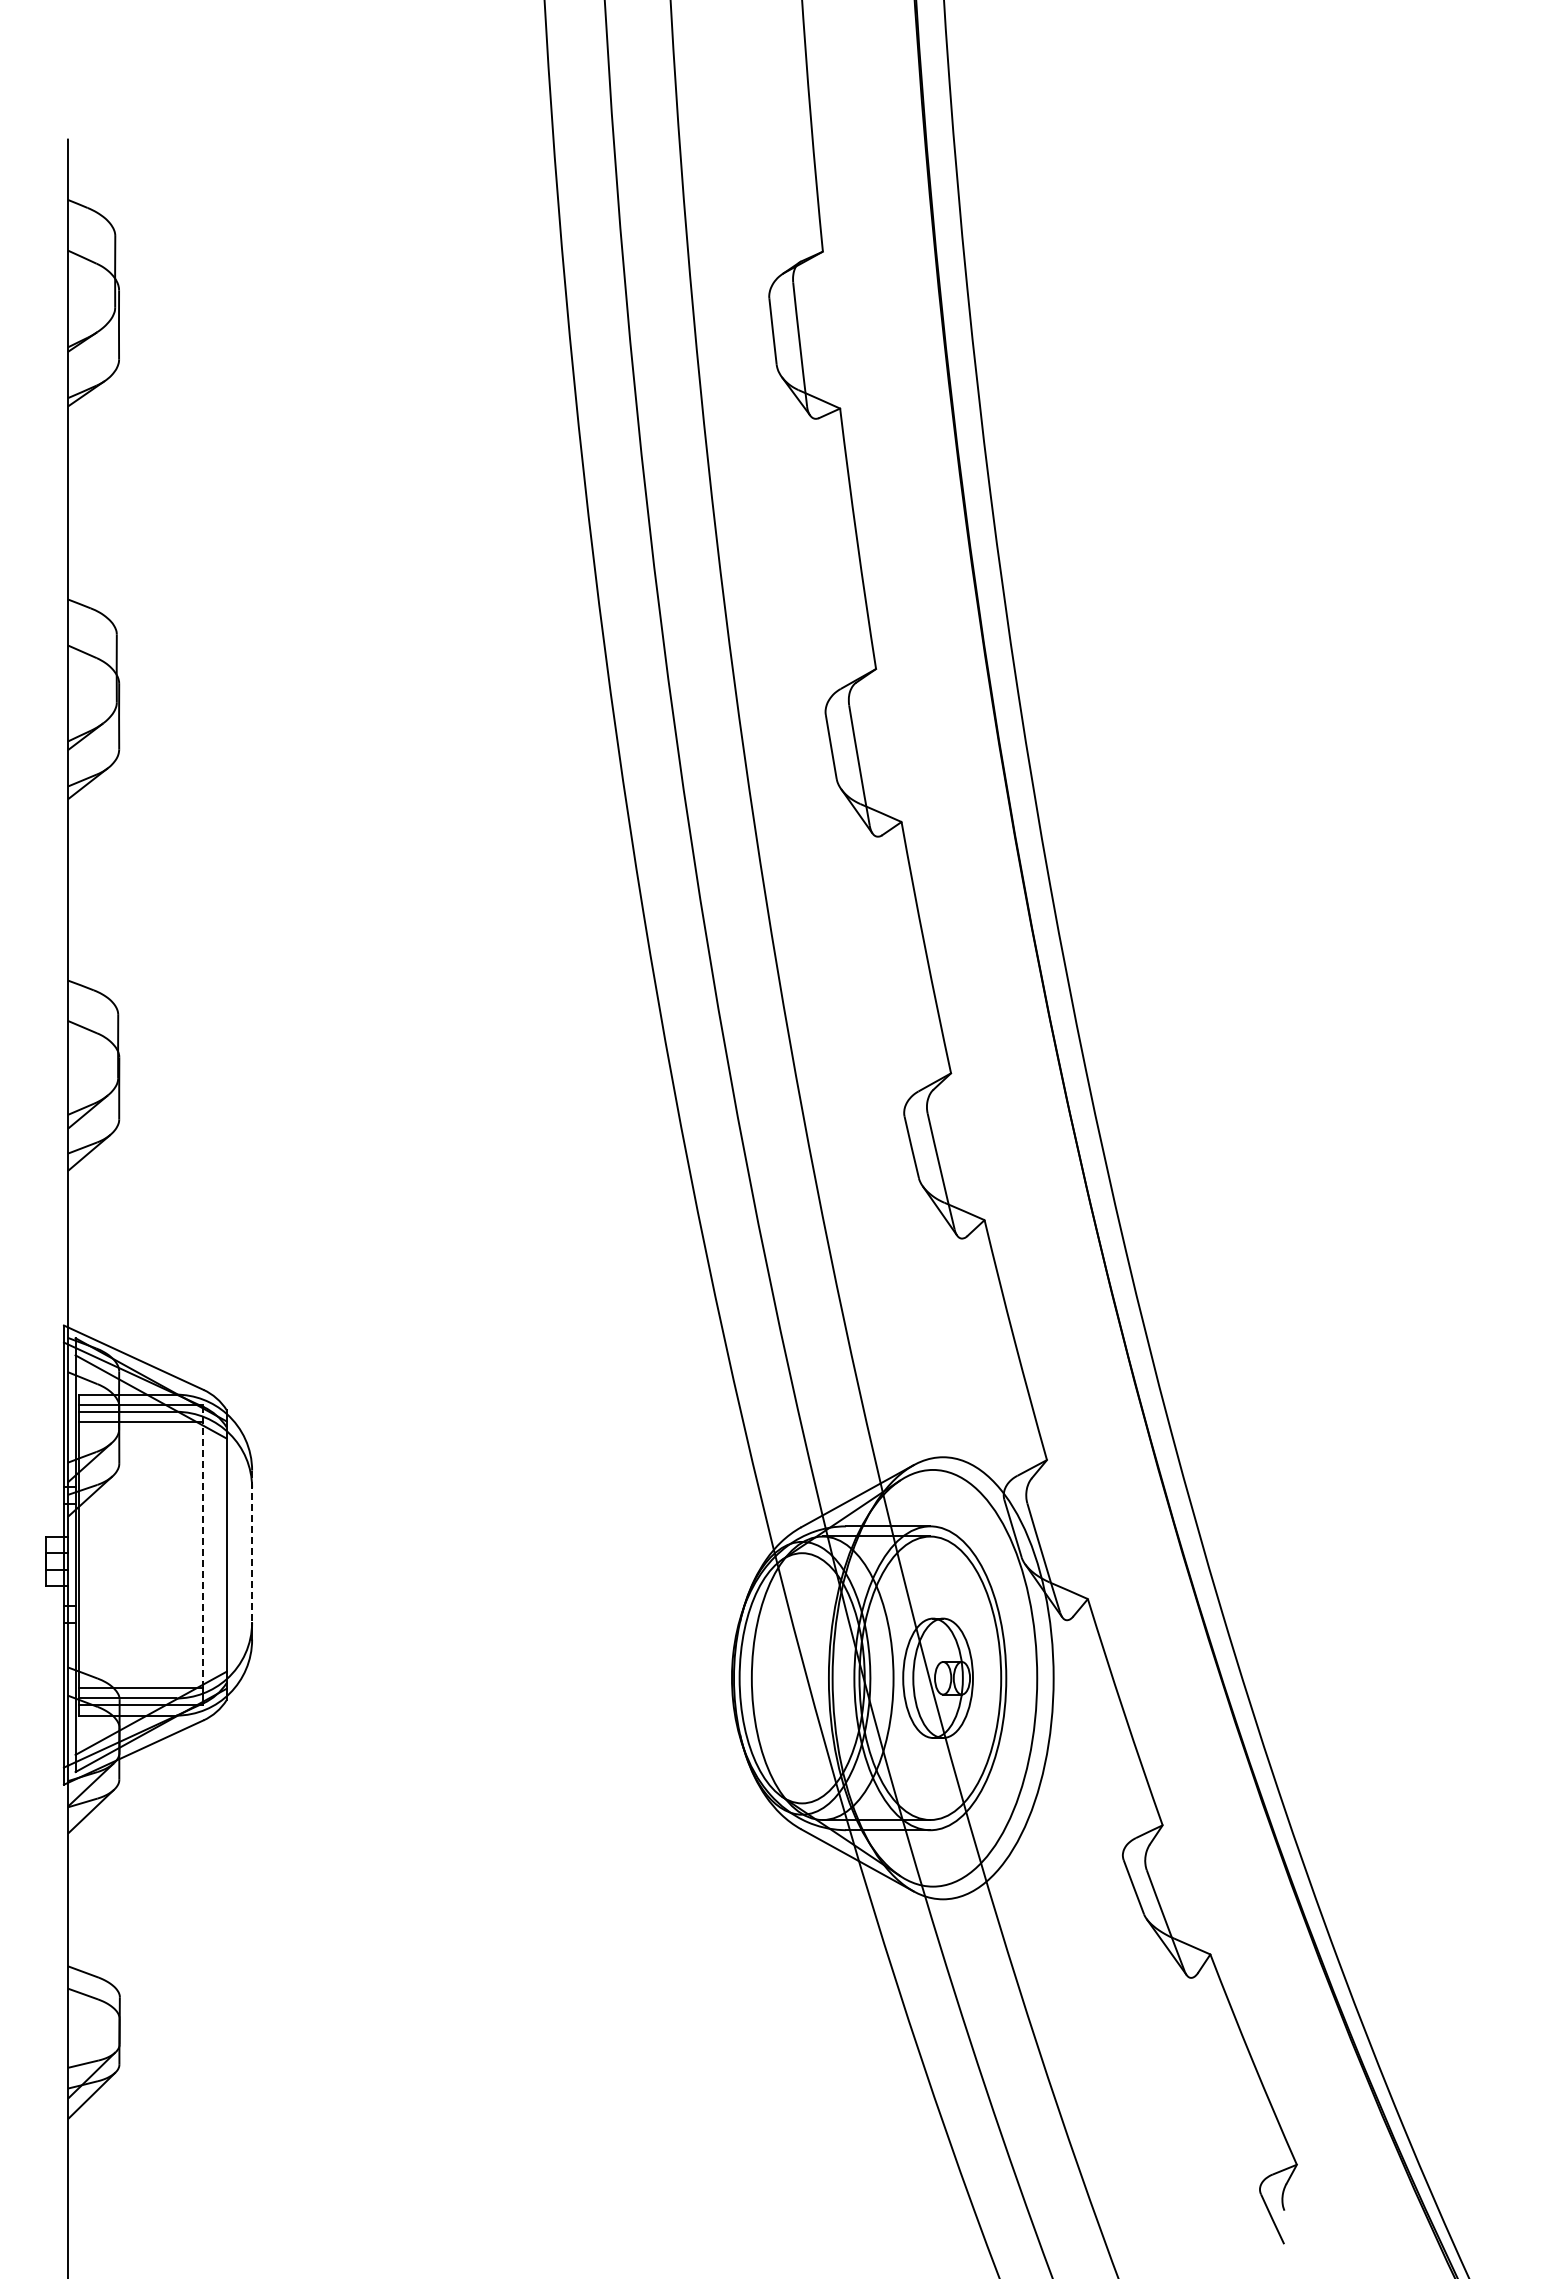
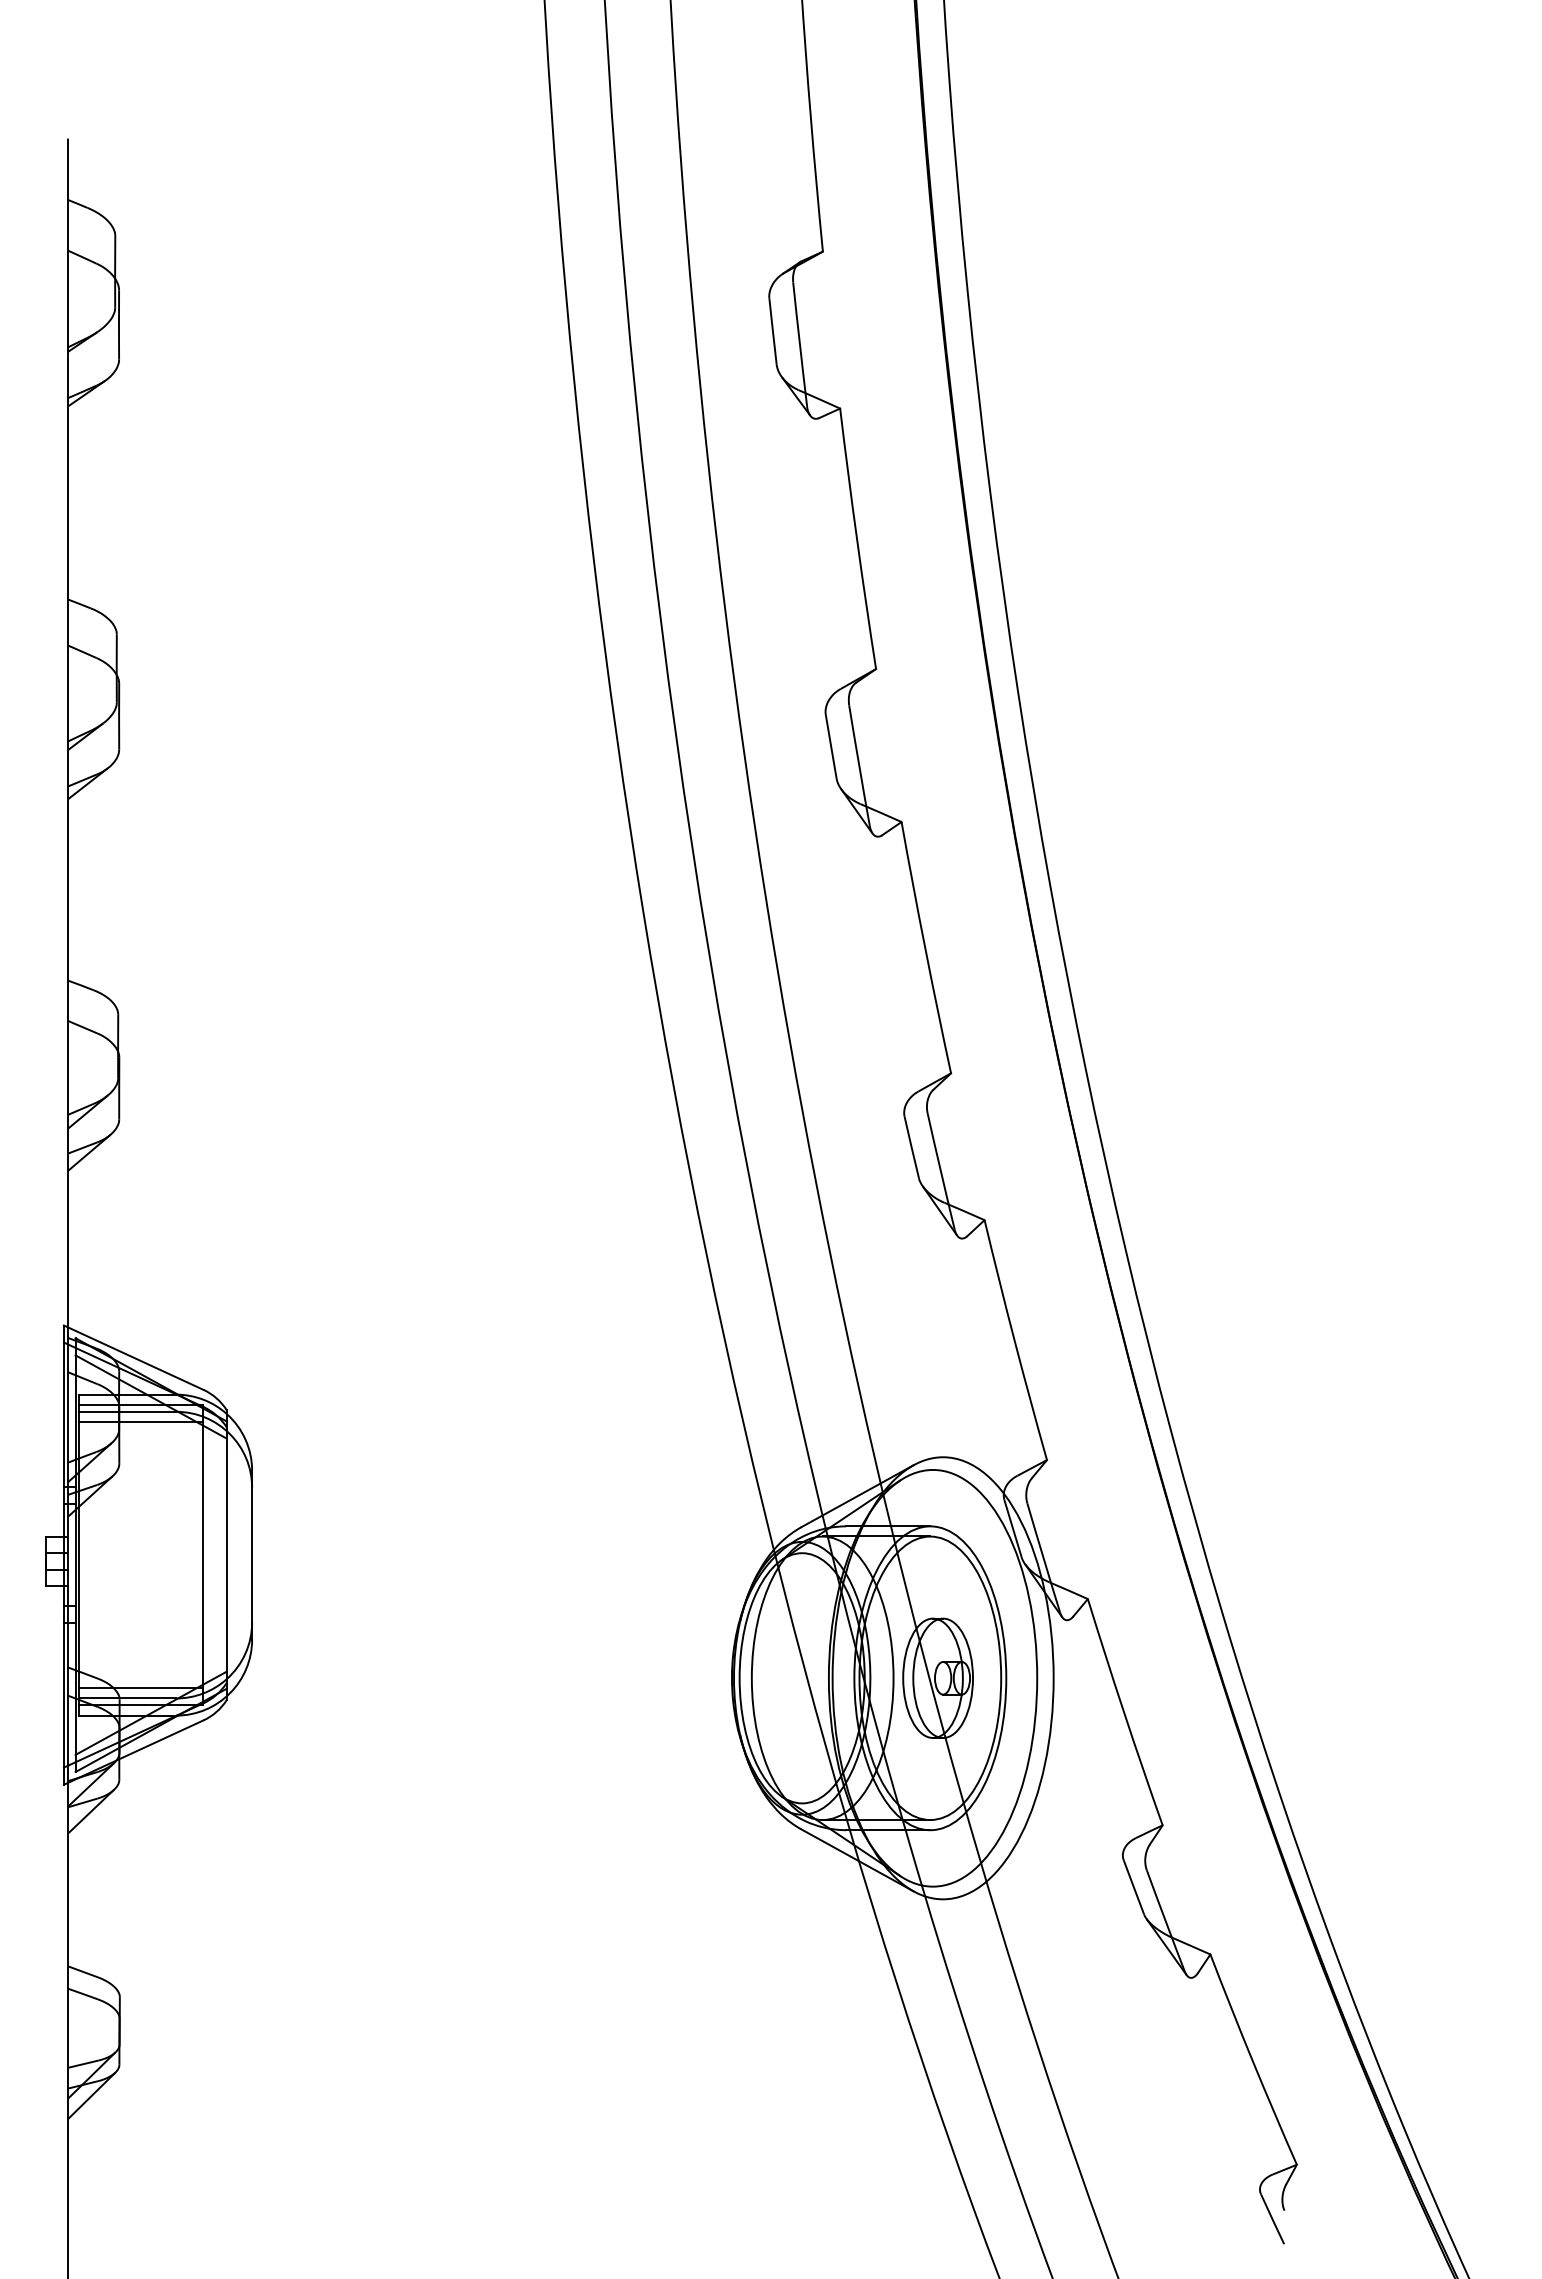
line: dashed -> solid (202, 1546)
line: dashed -> solid (252, 1546)
